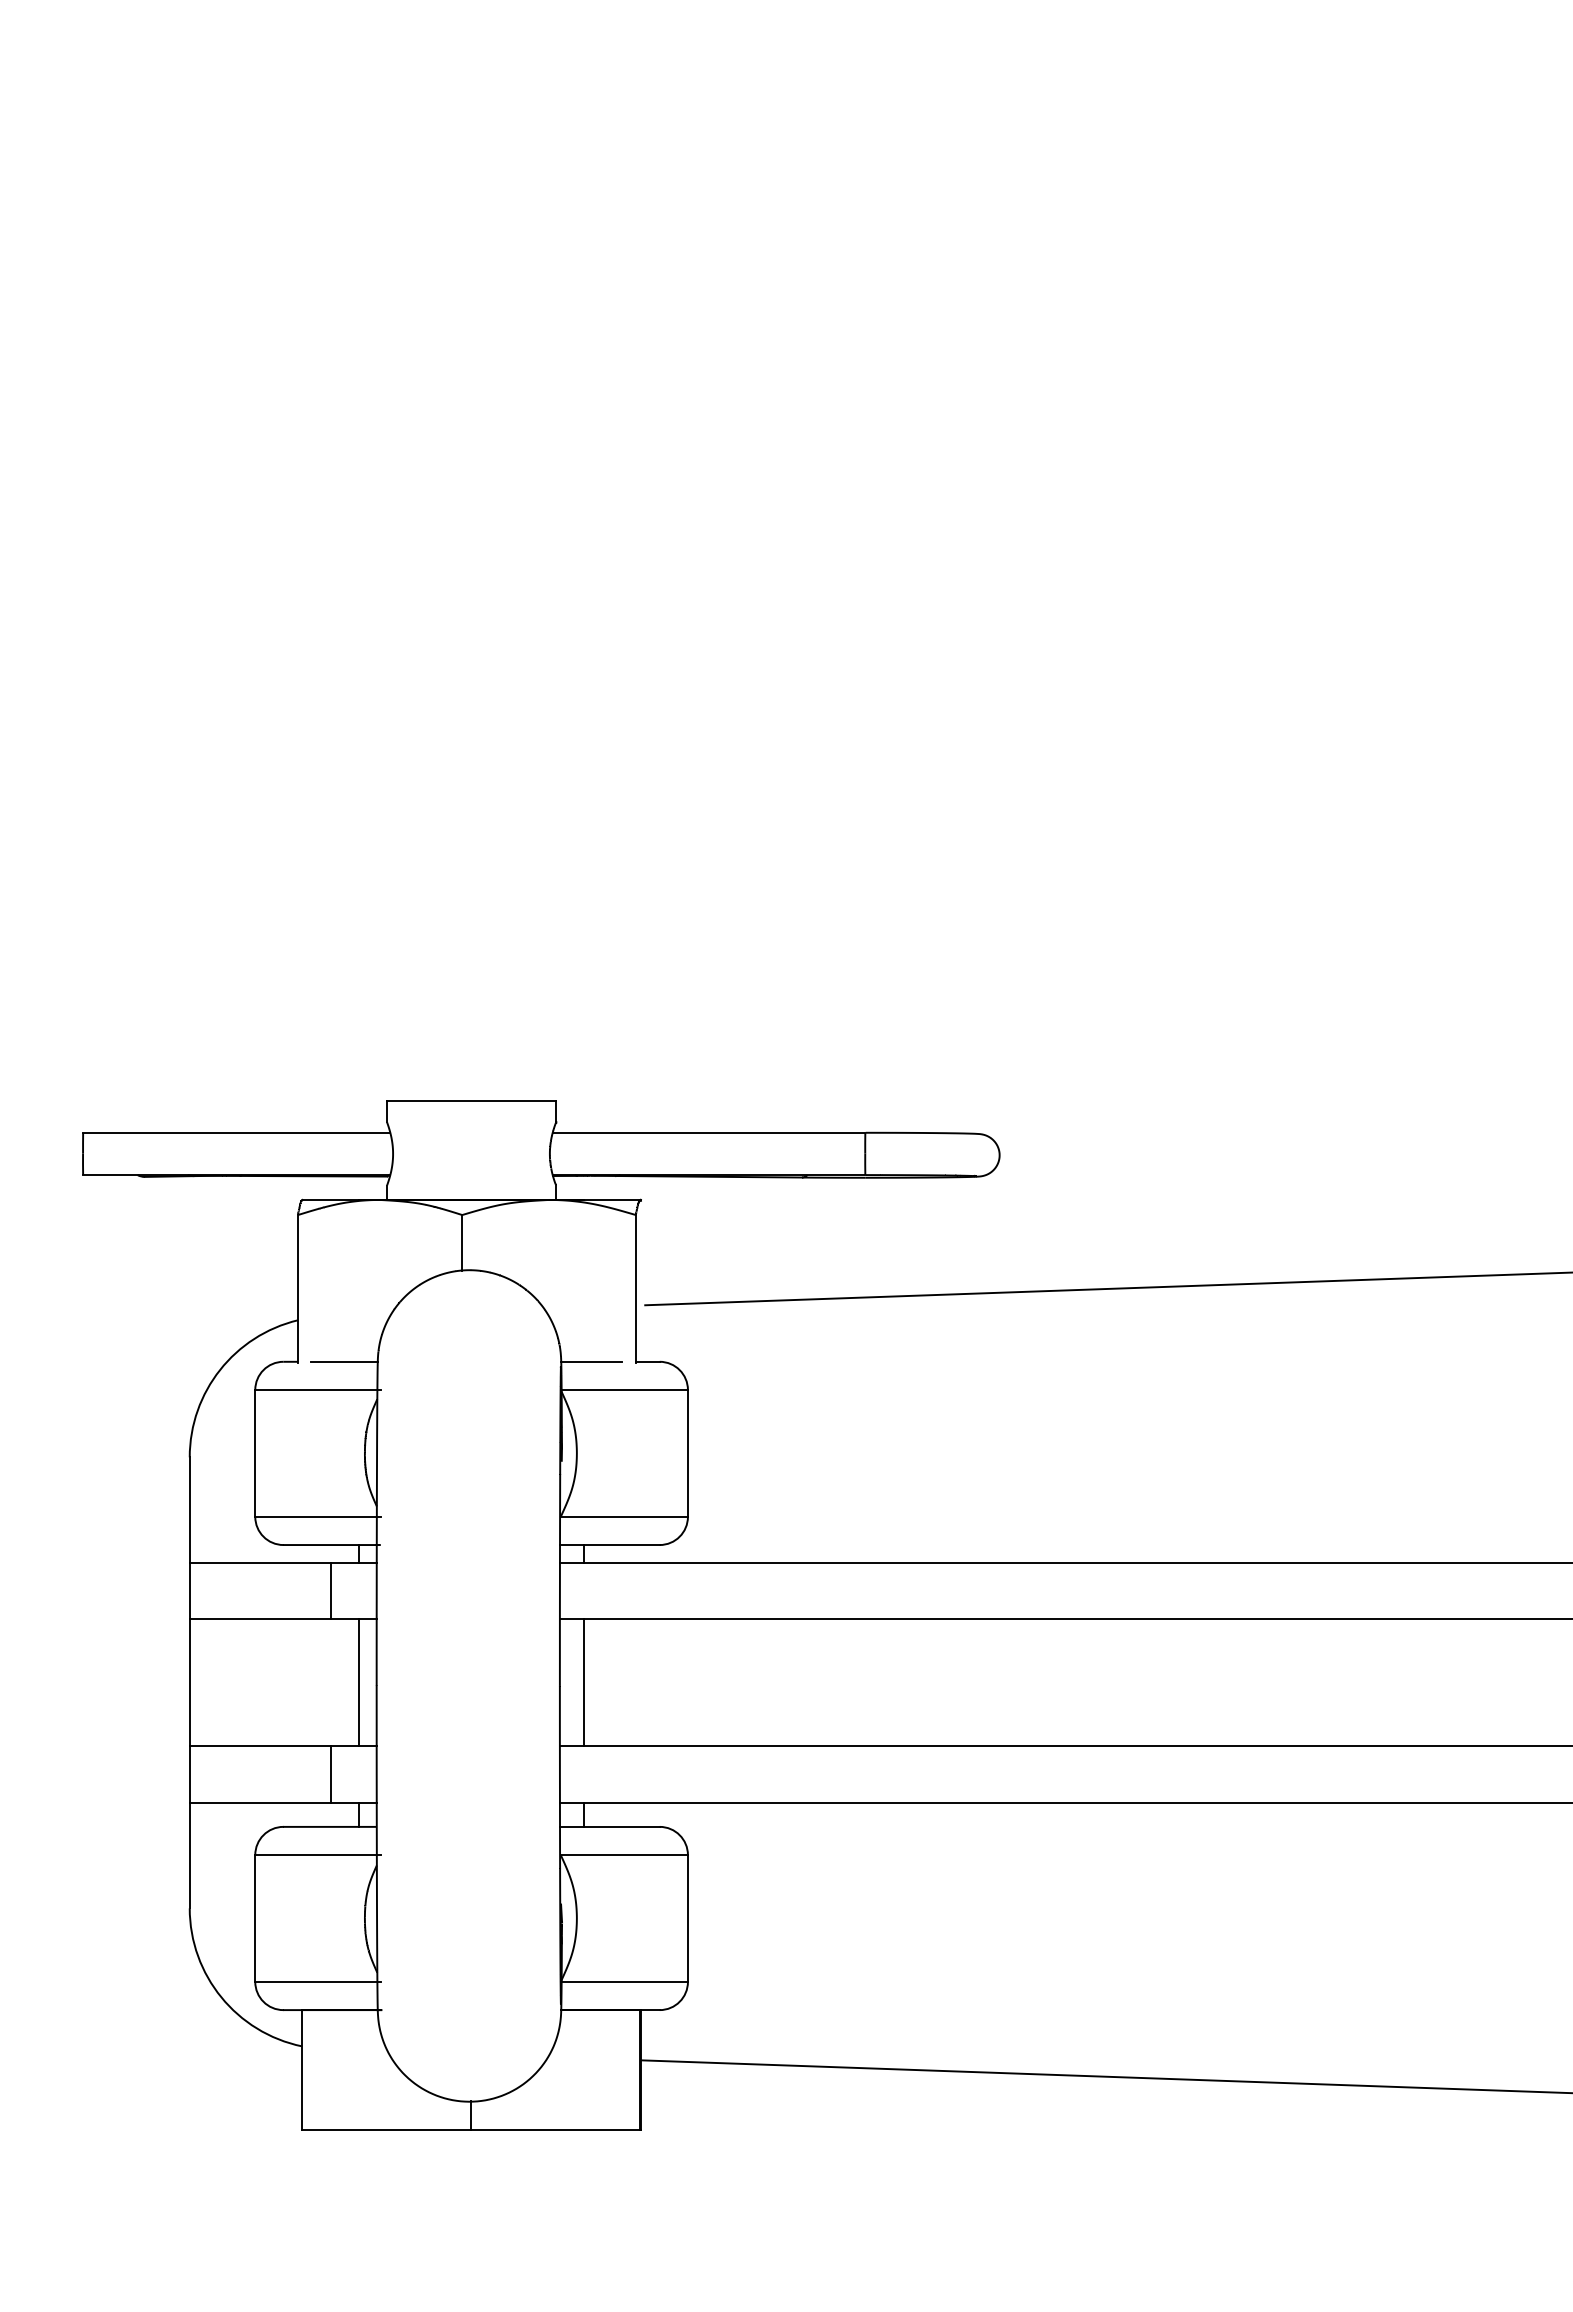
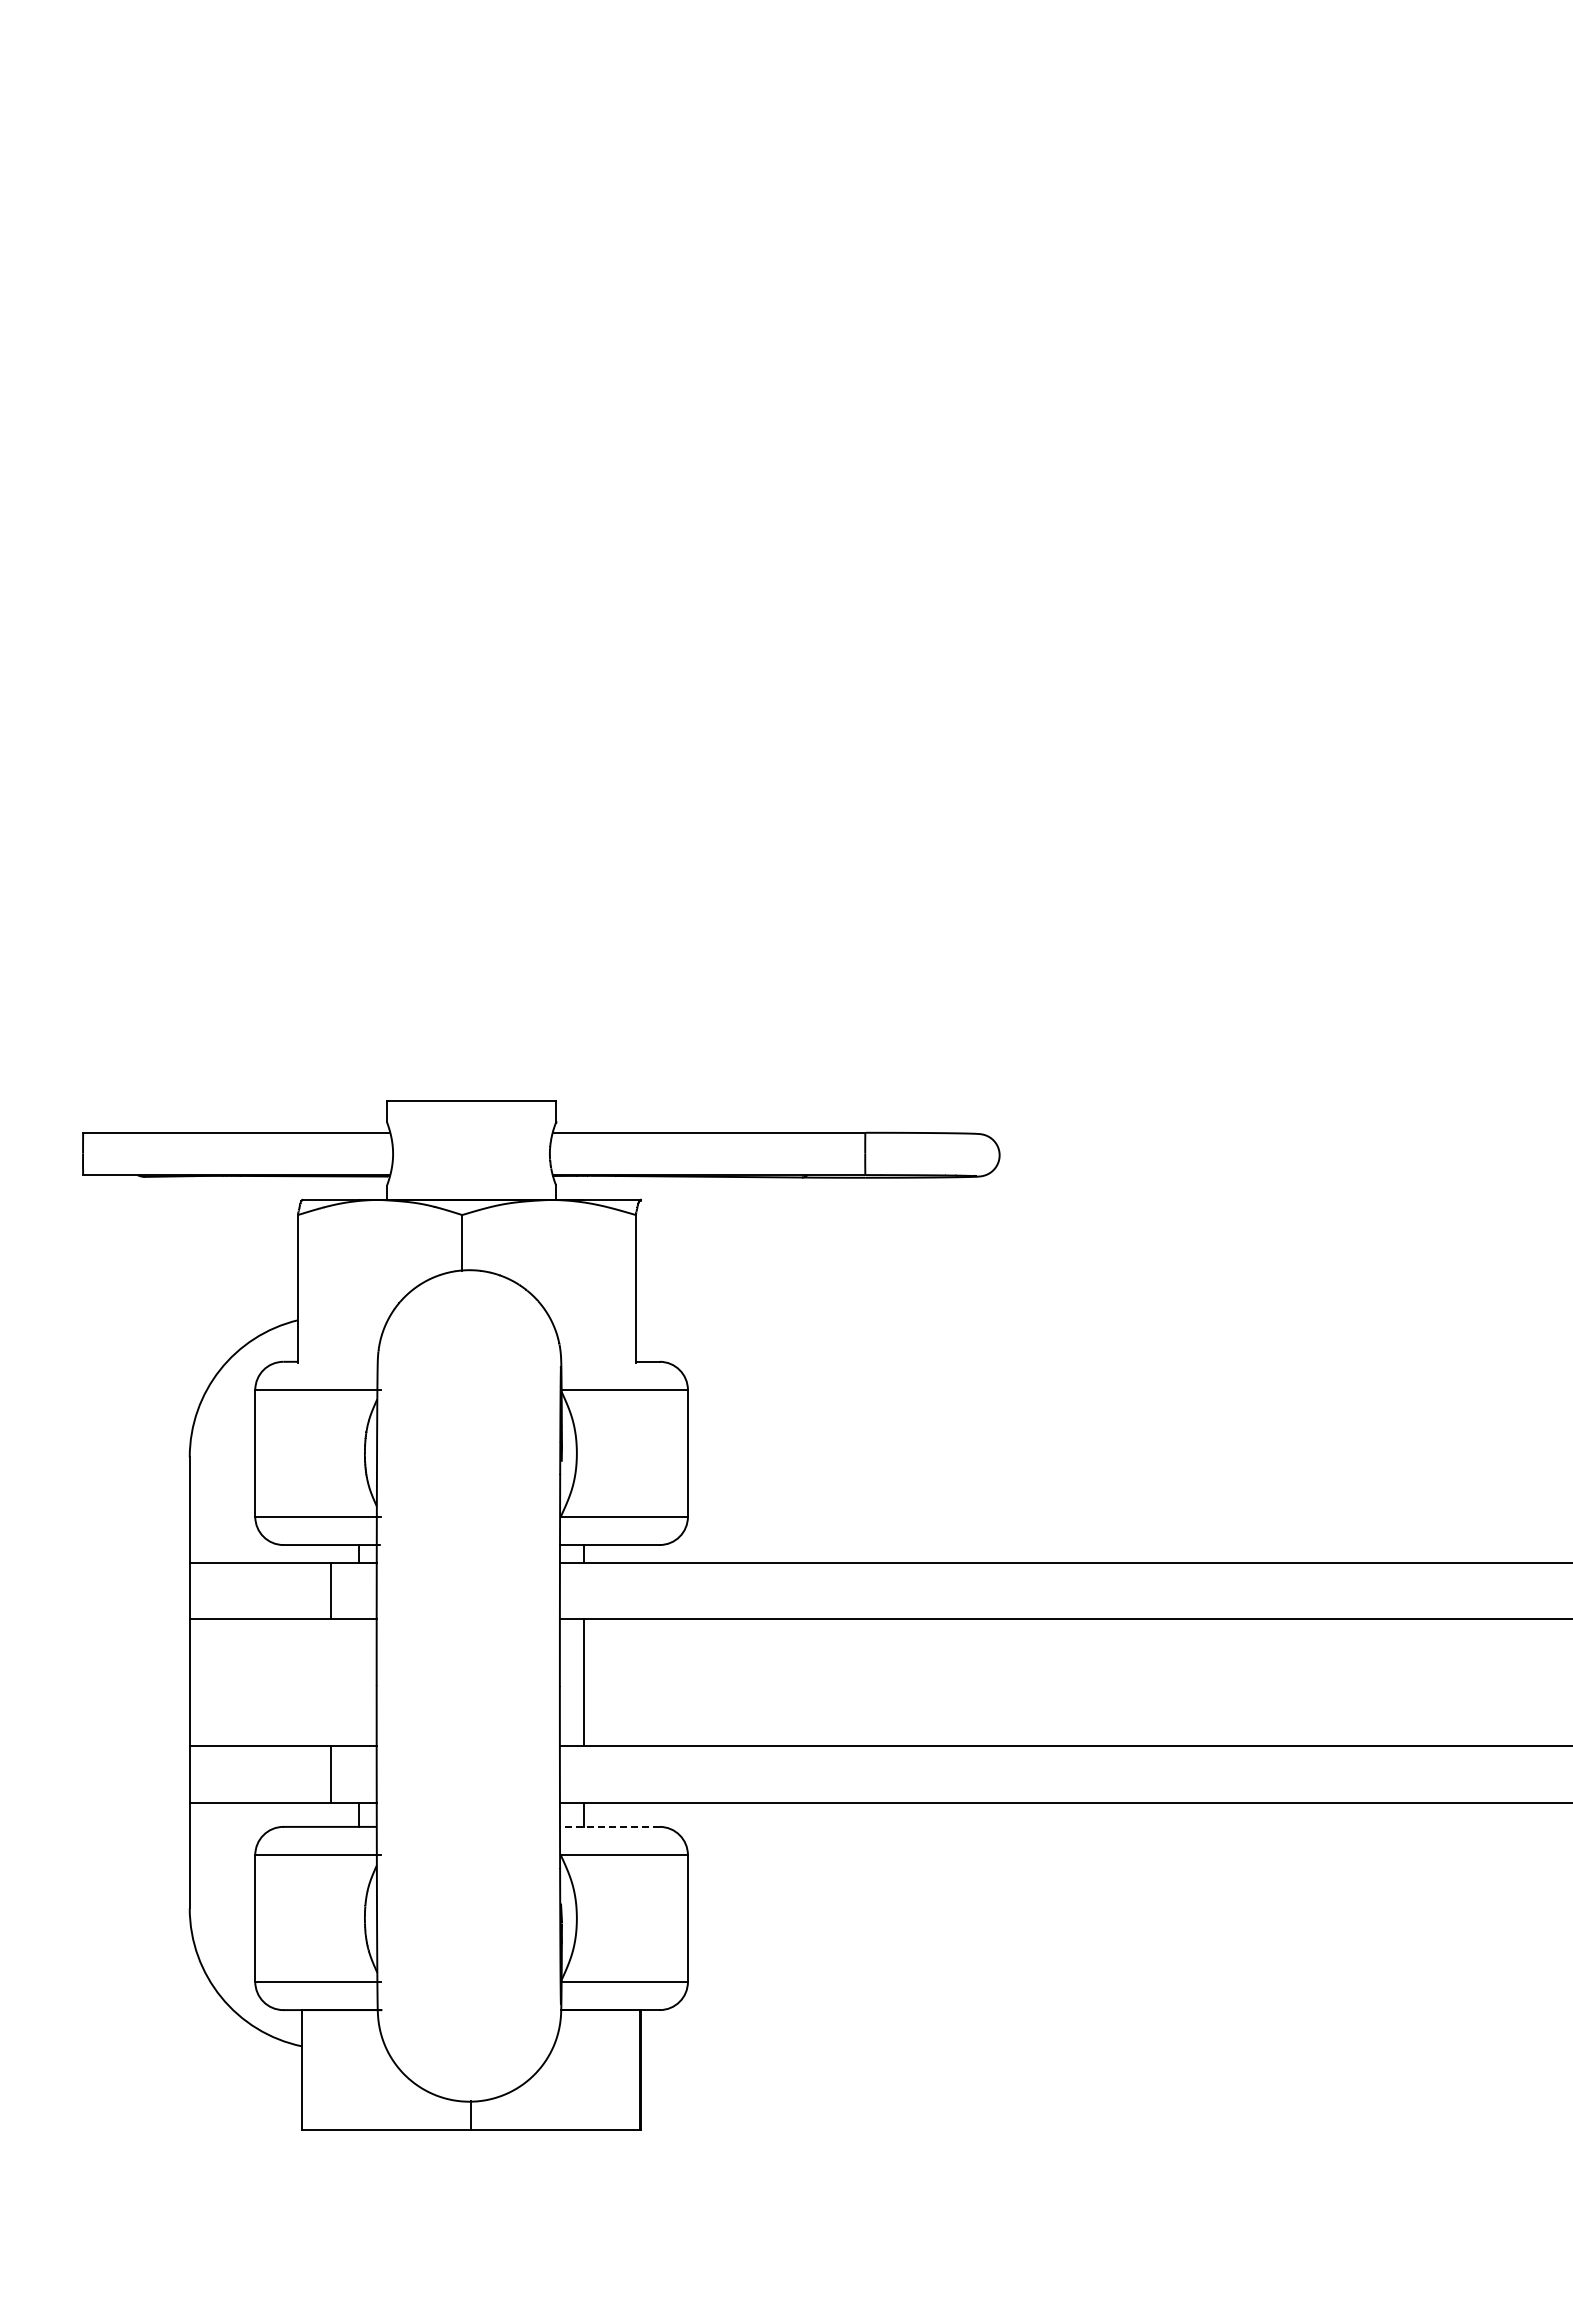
line: present -> none (1107, 1288)
line: present -> none (343, 1361)
line: present -> none (591, 1361)
line: present -> none (358, 1682)
line: solid -> dashed (609, 1826)
line: present -> none (1105, 2076)
